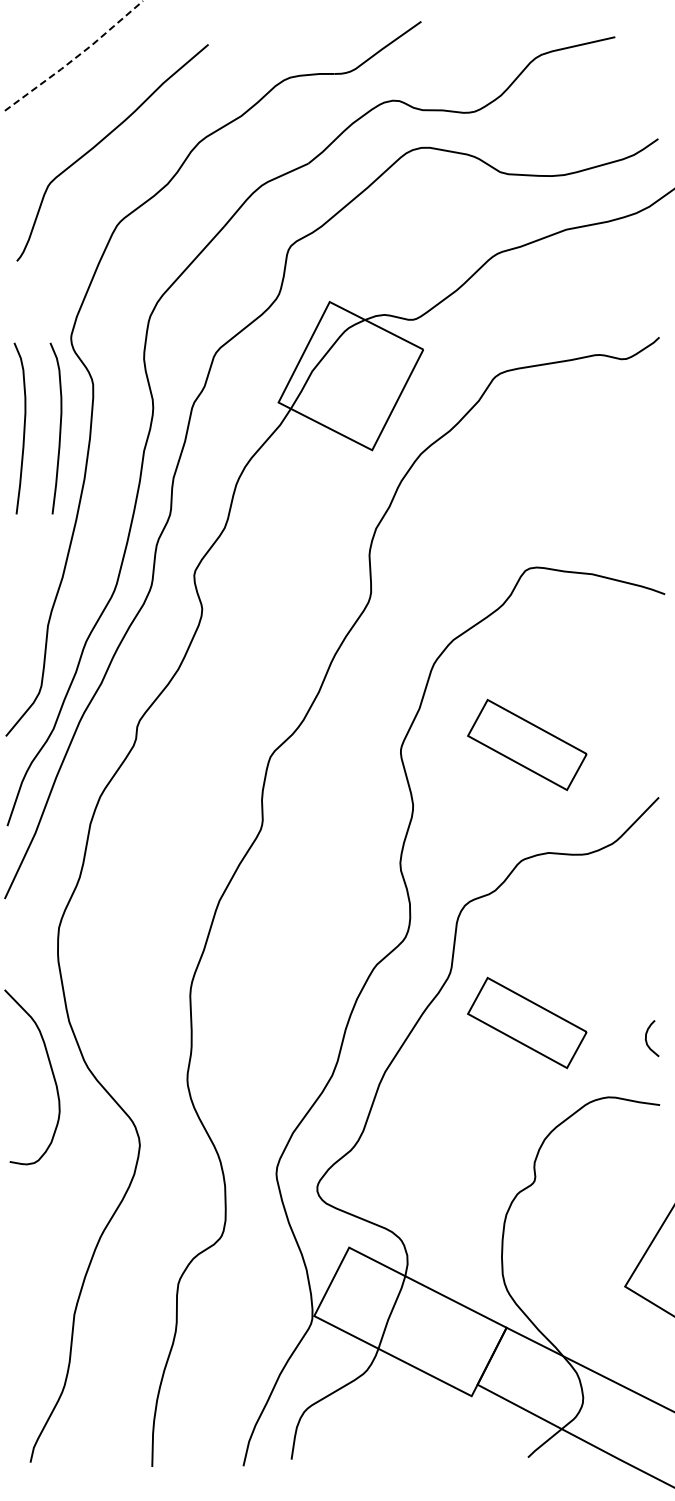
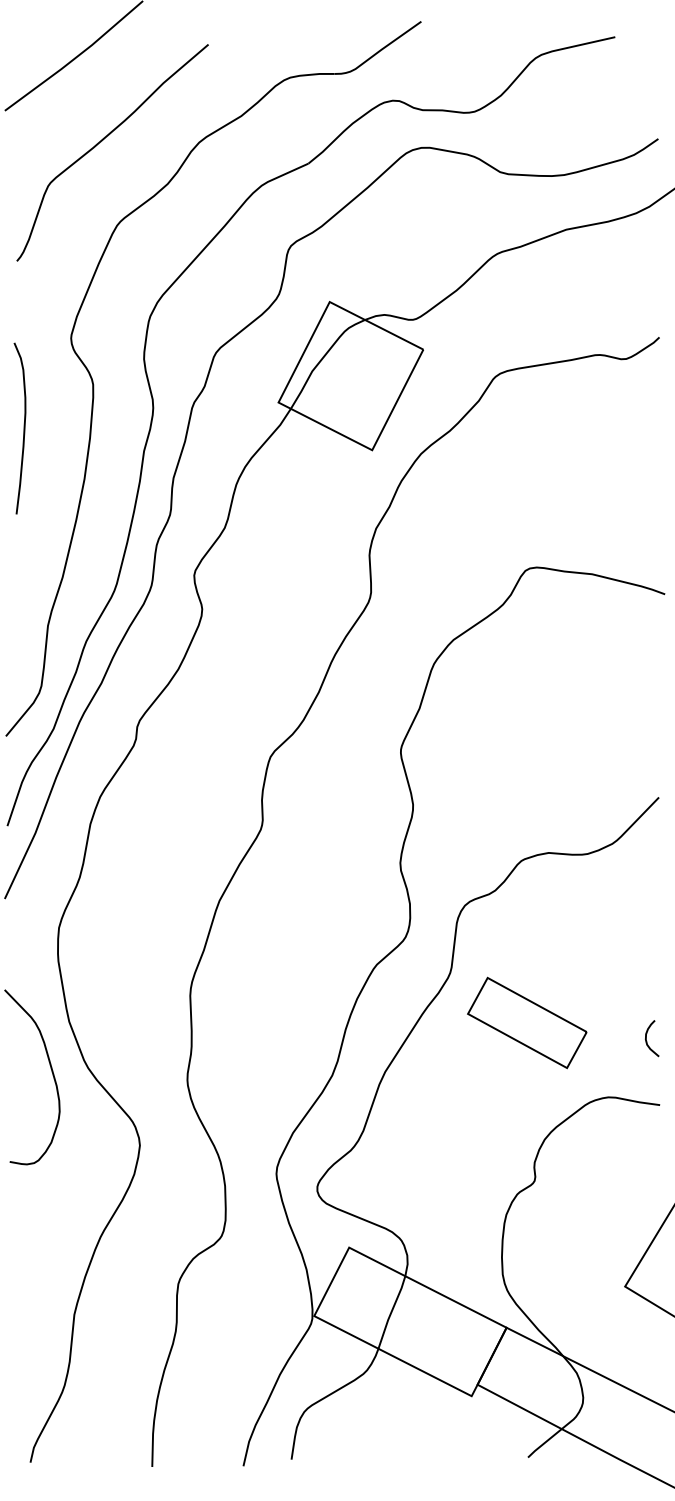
line: dashed -> solid (75, 58)
curve: present -> none (59, 428)
part: present -> none (527, 744)
